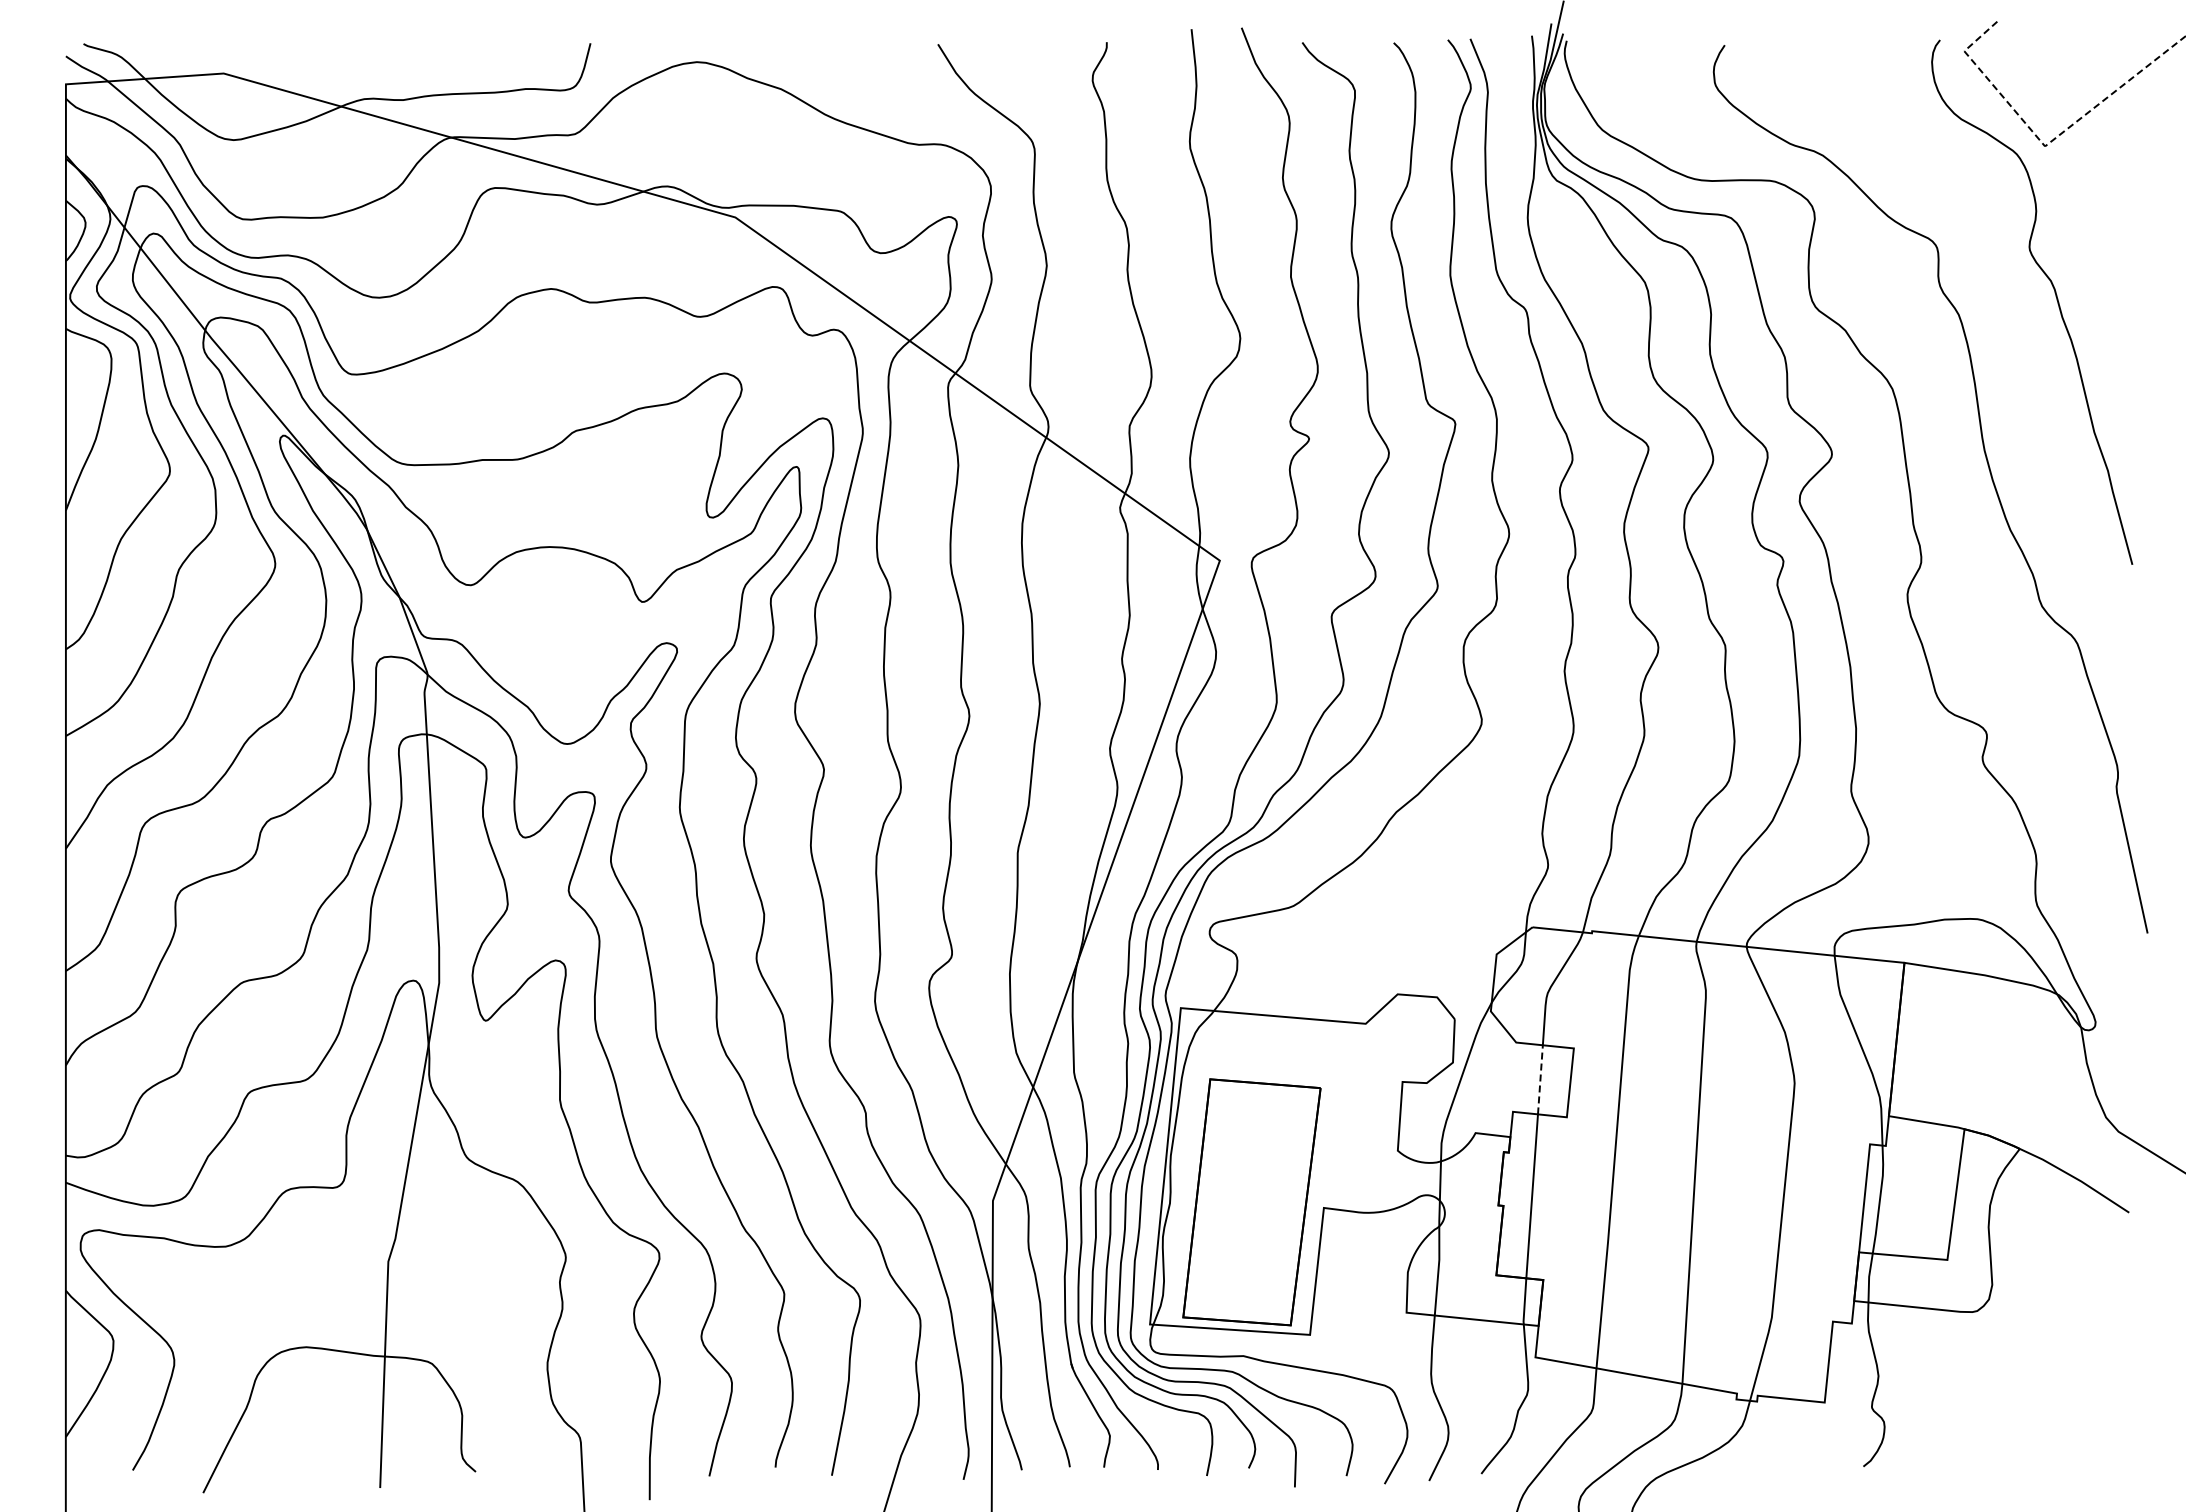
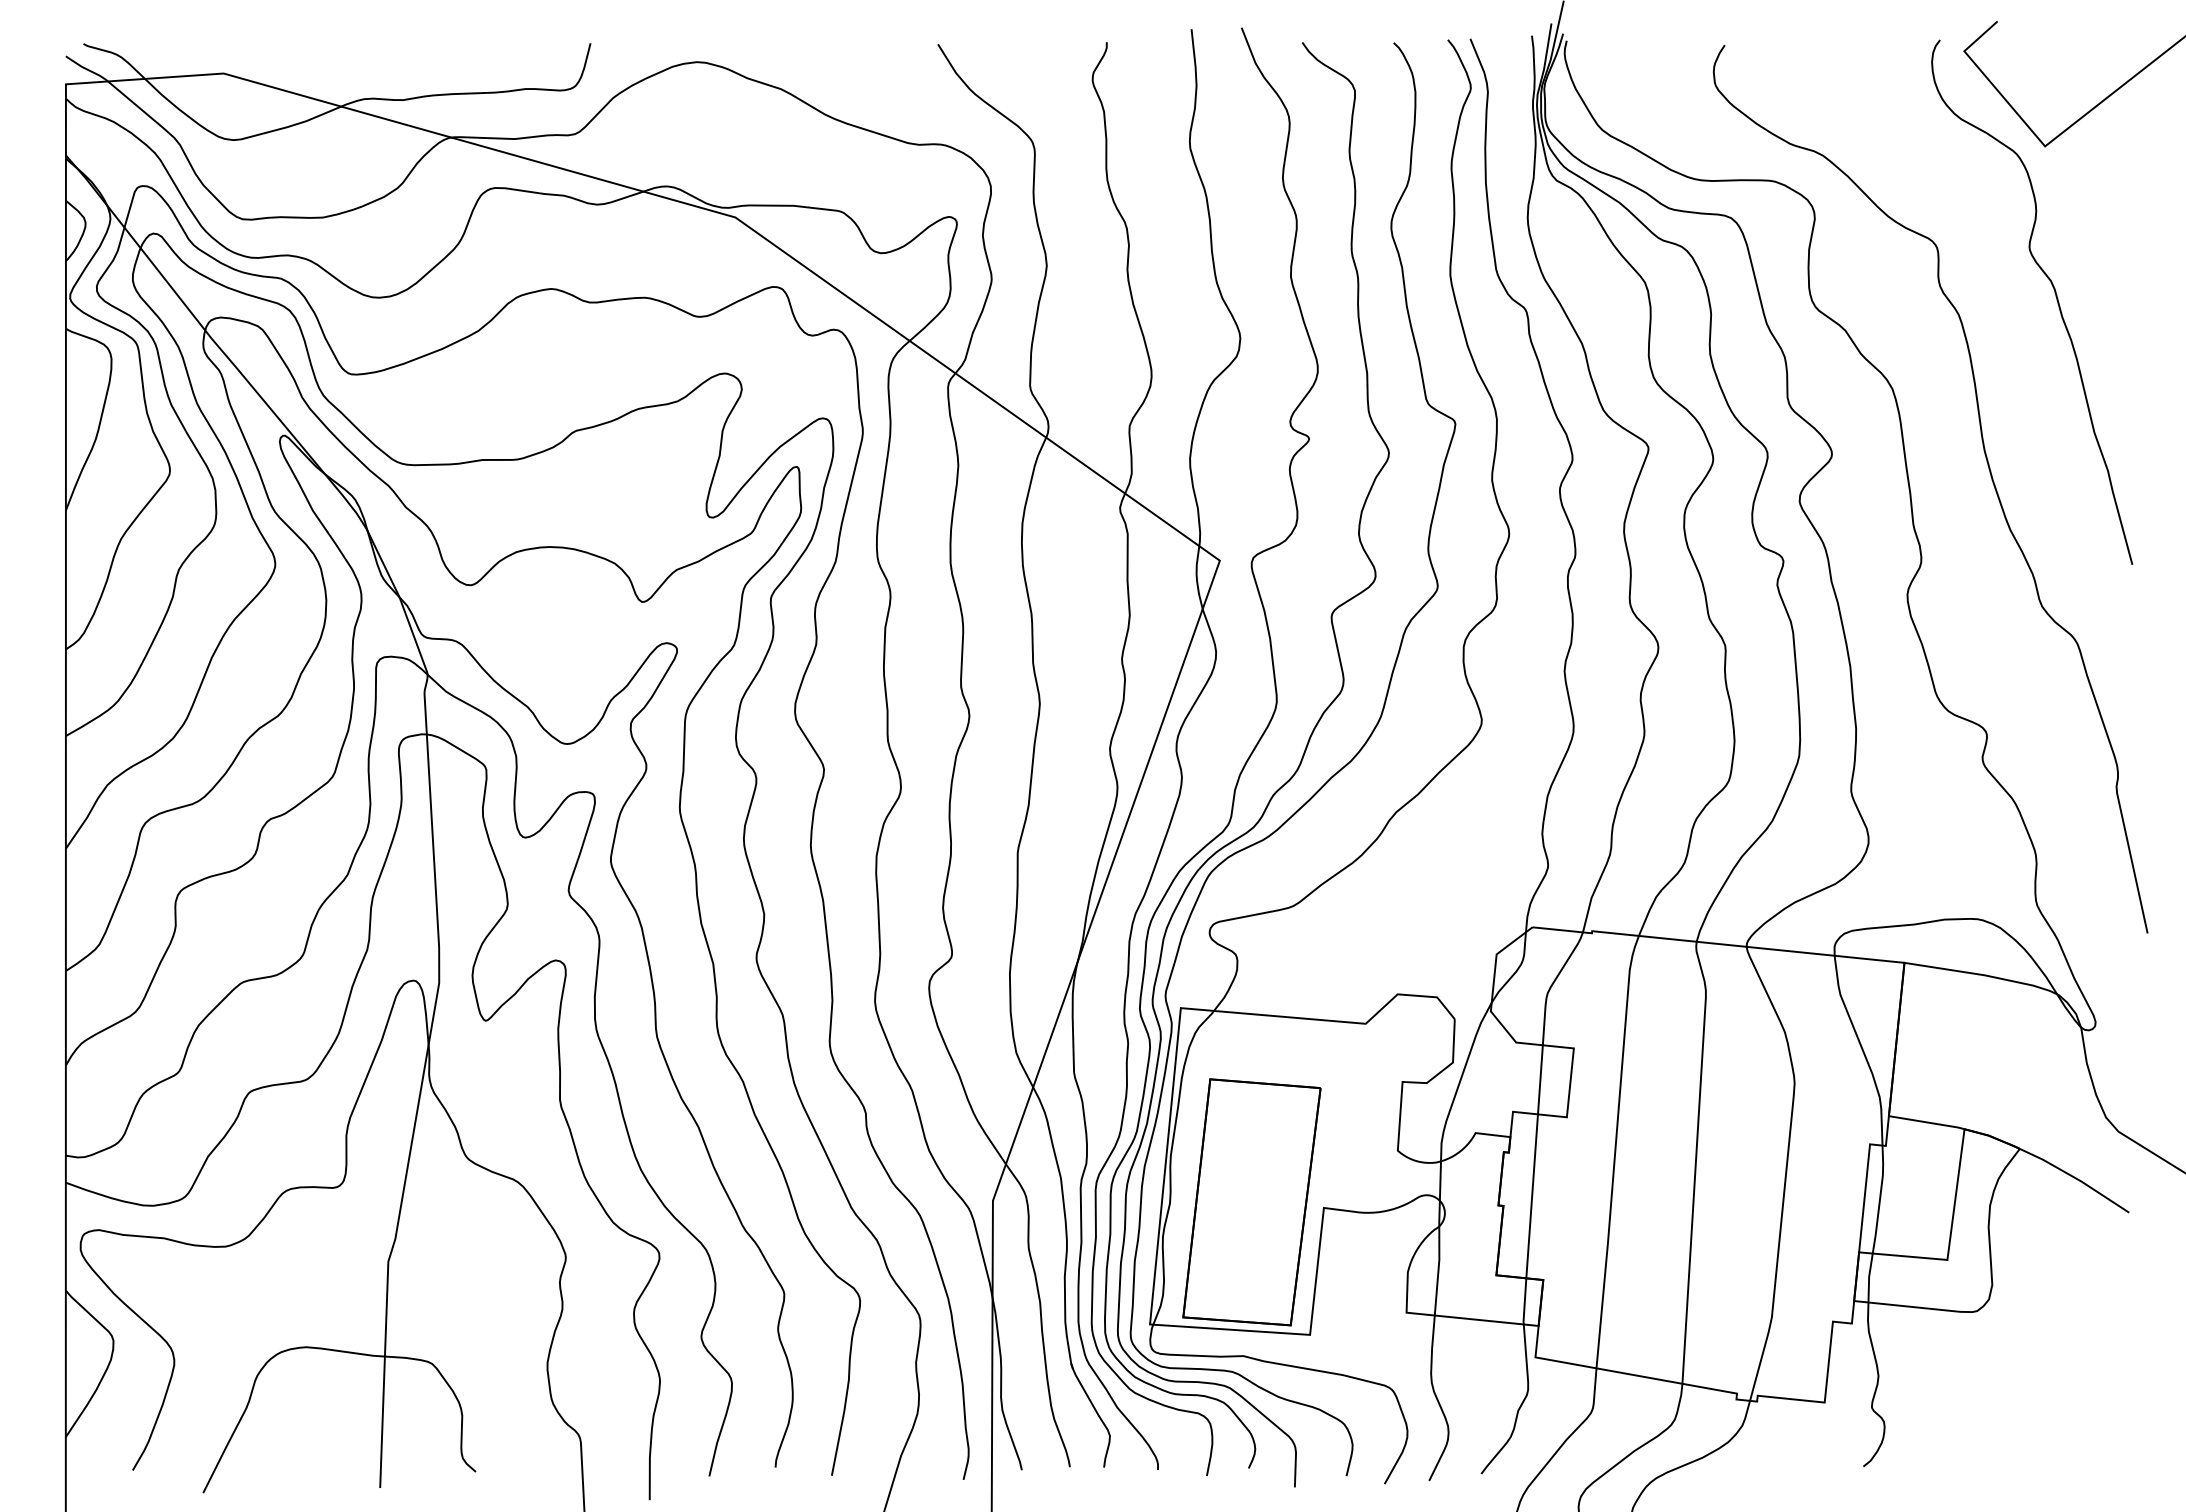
line: dashed -> solid (2047, 144)
line: dashed -> solid (1540, 1079)
